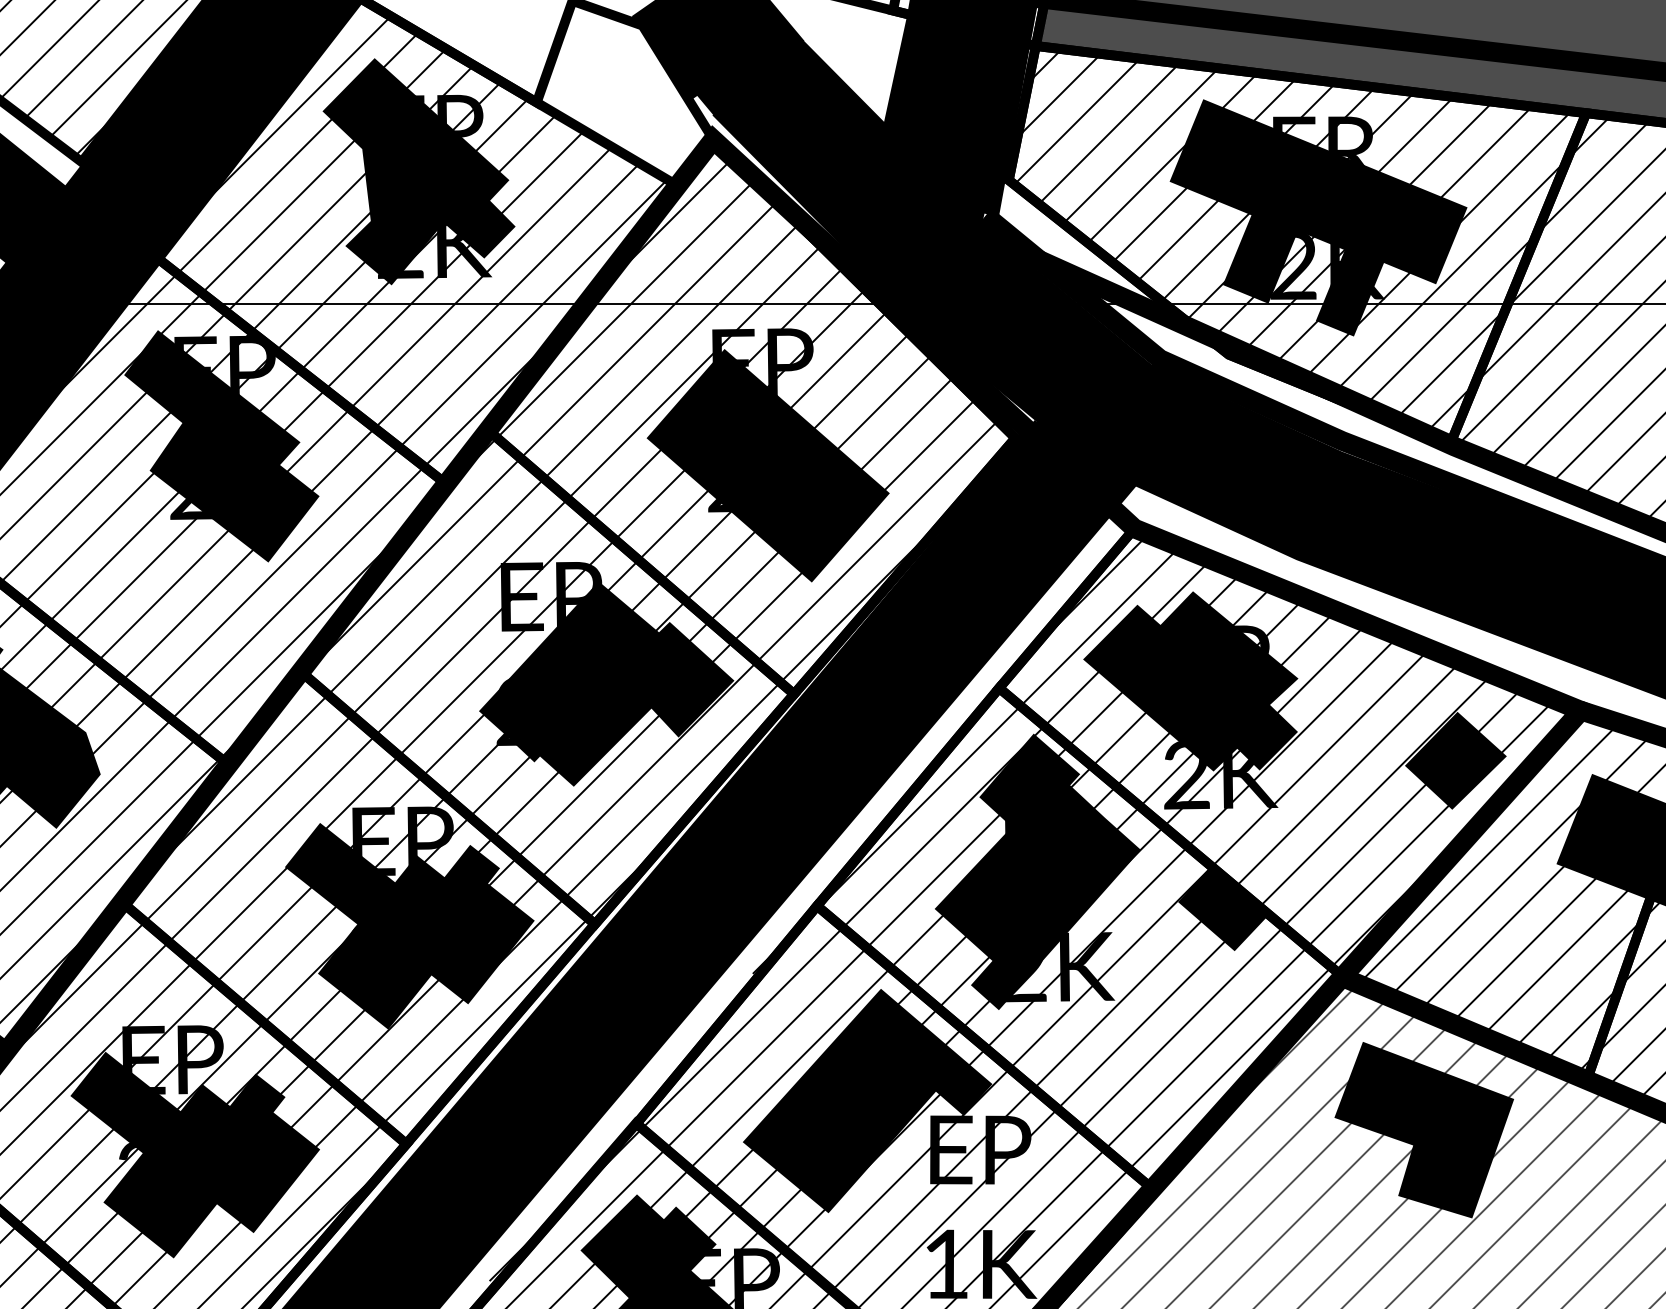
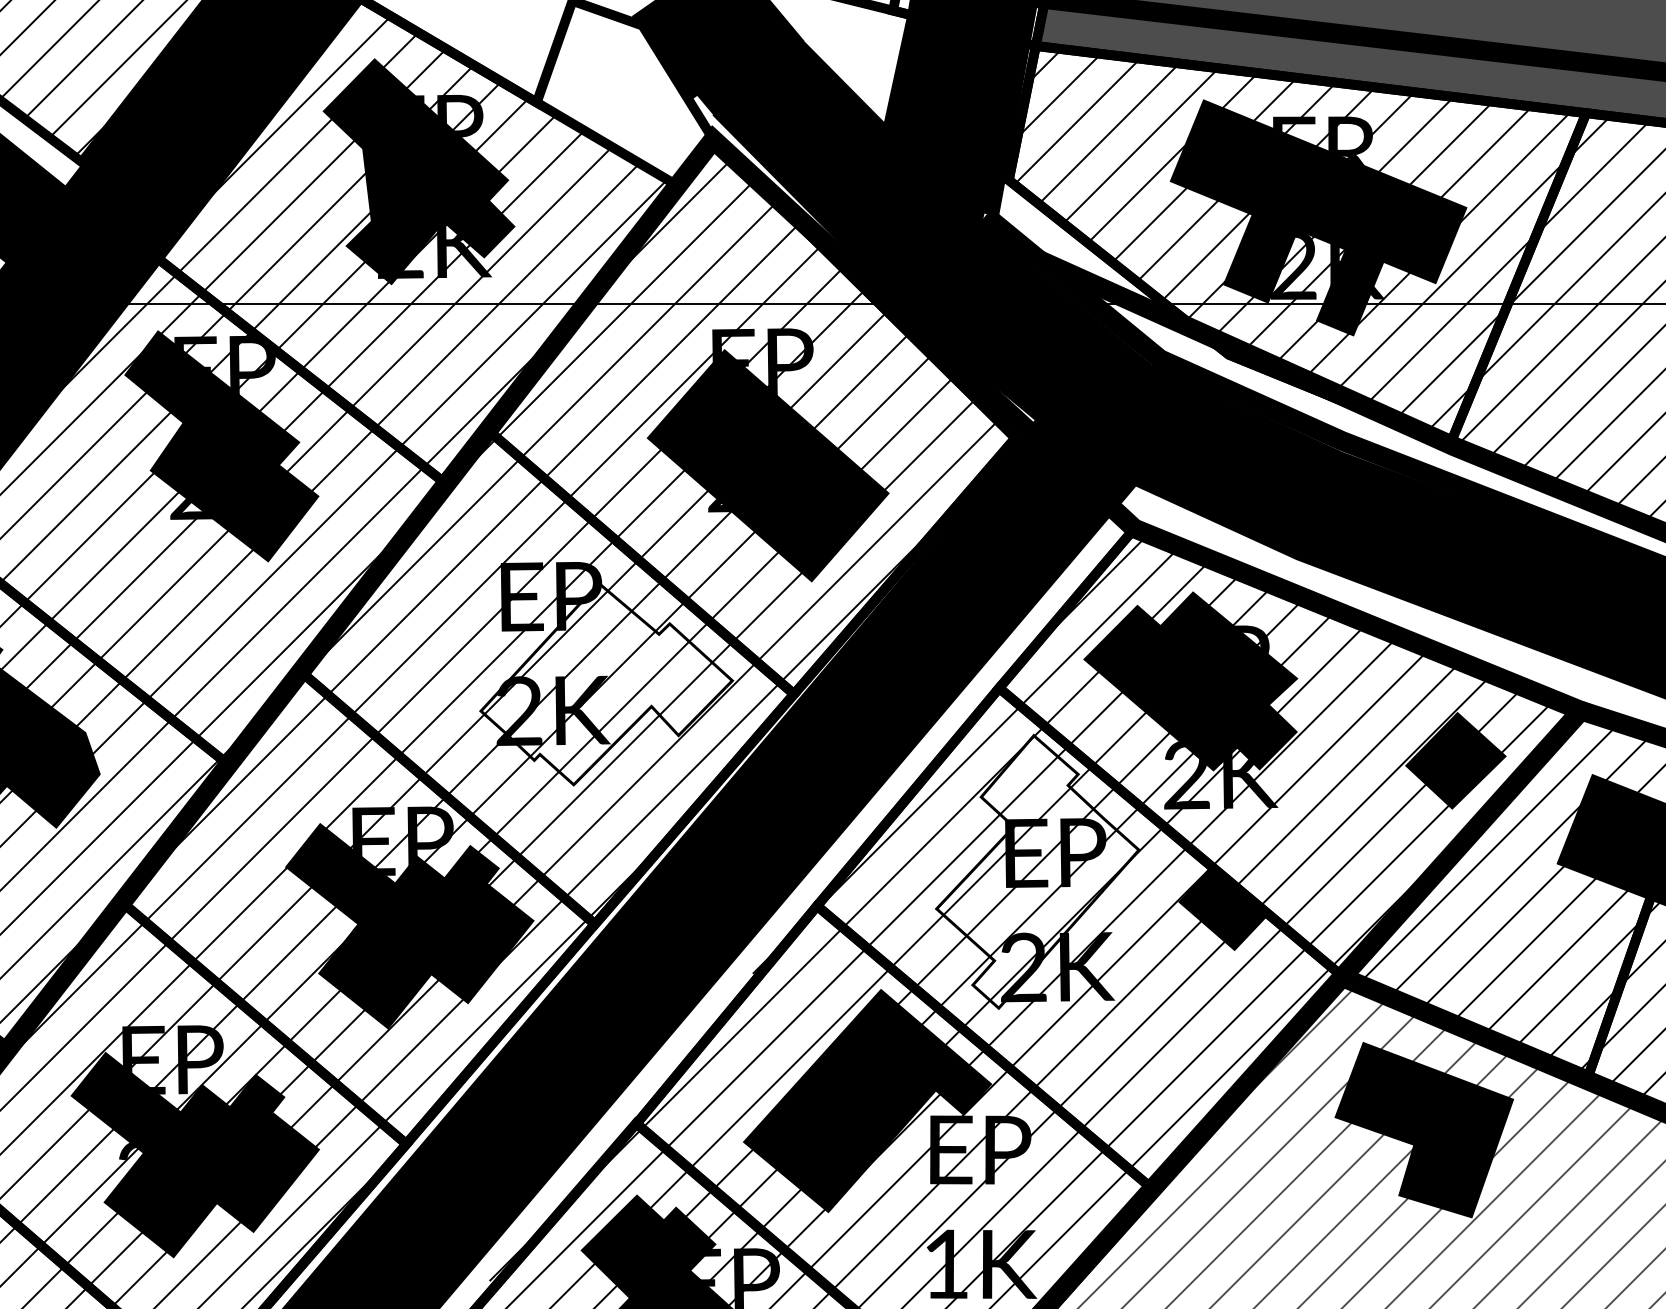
fill: present -> none (606, 683)
fill: present -> none (1037, 871)
